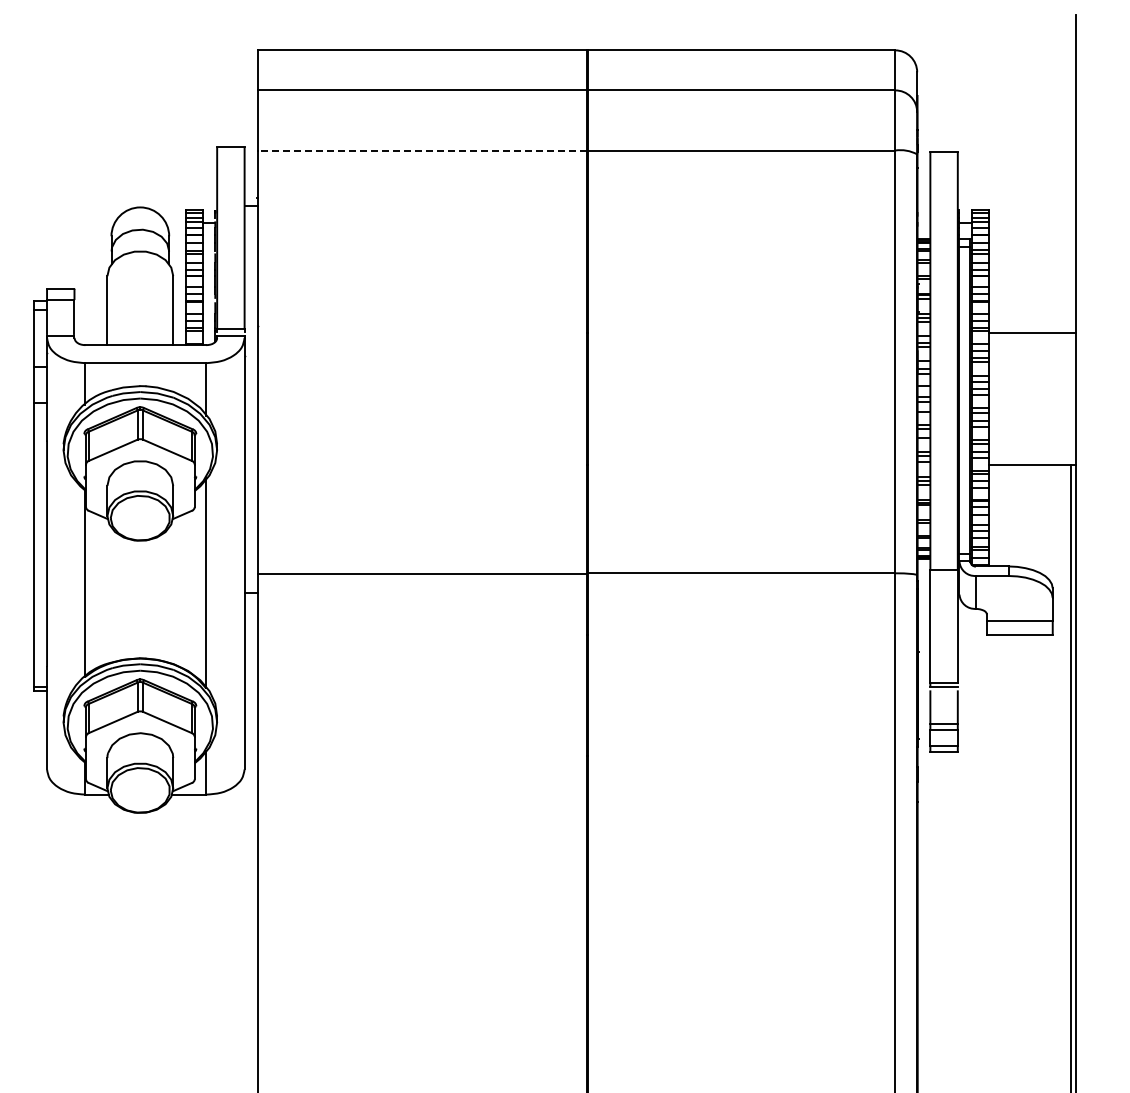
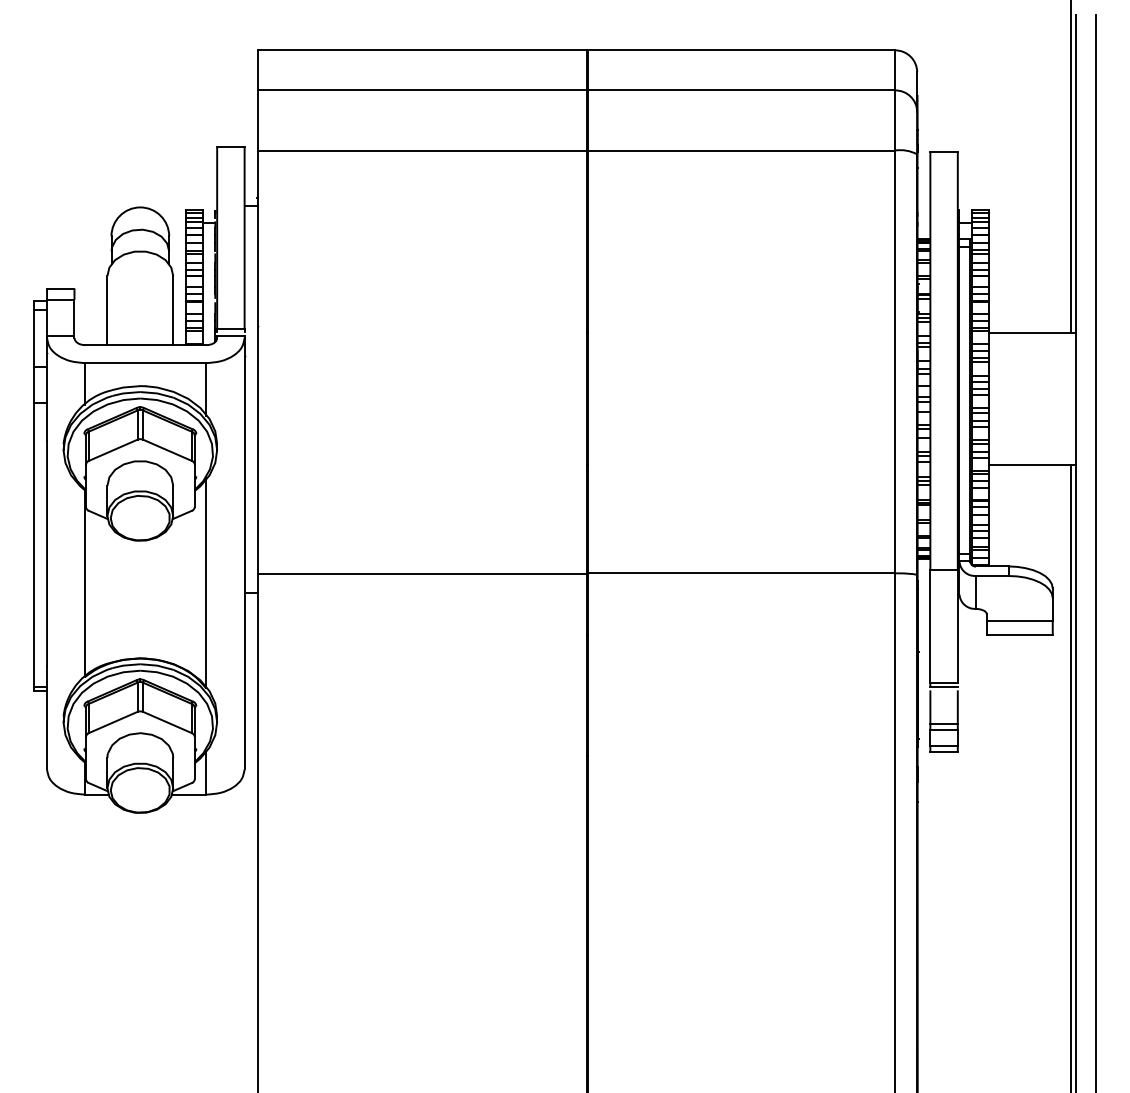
line: dashed -> solid (422, 150)
line: none -> present (1070, 167)
line: none -> present (1096, 552)
